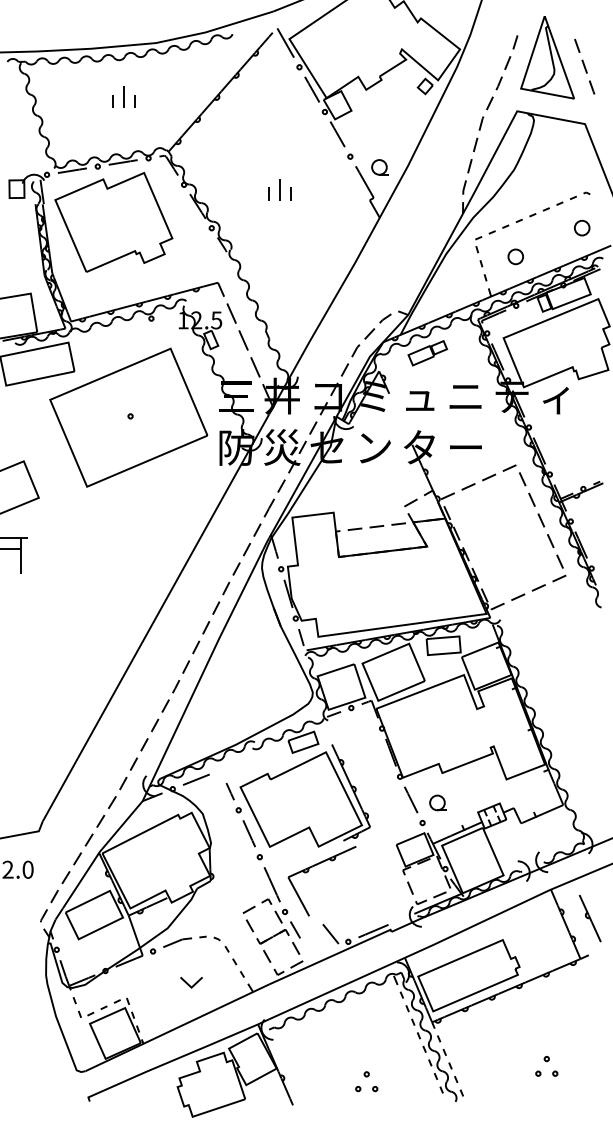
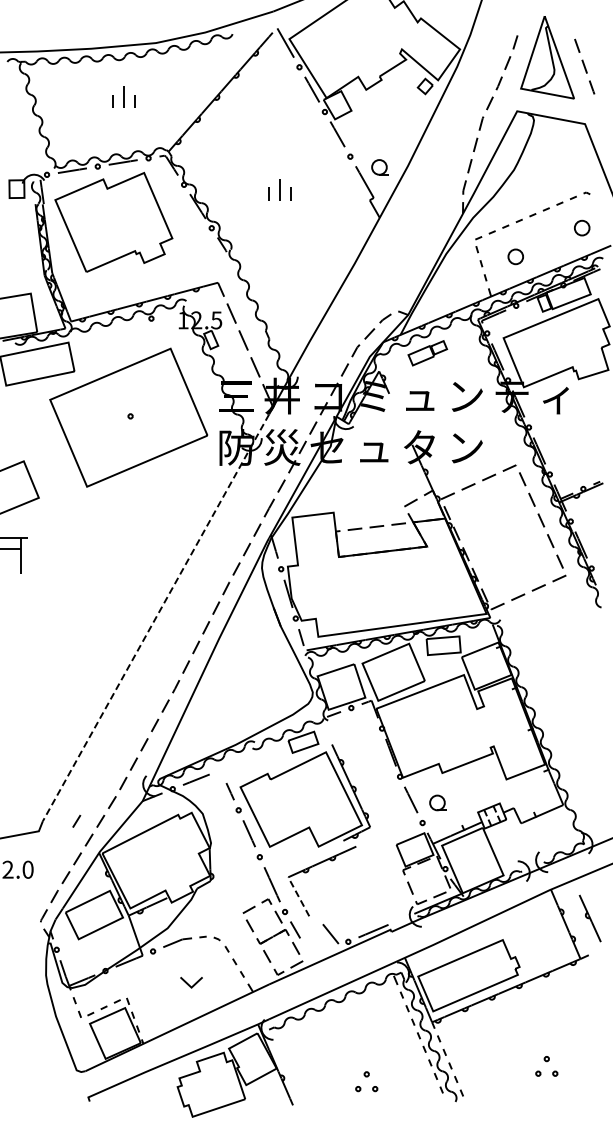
text: ニ -> ン (465, 396)
text: ン -> ュ (375, 448)
text: ー -> ン (466, 448)
line: solid -> dashed (156, 617)
line: none -> present (76, 820)
line: solid -> dashed (298, 896)
